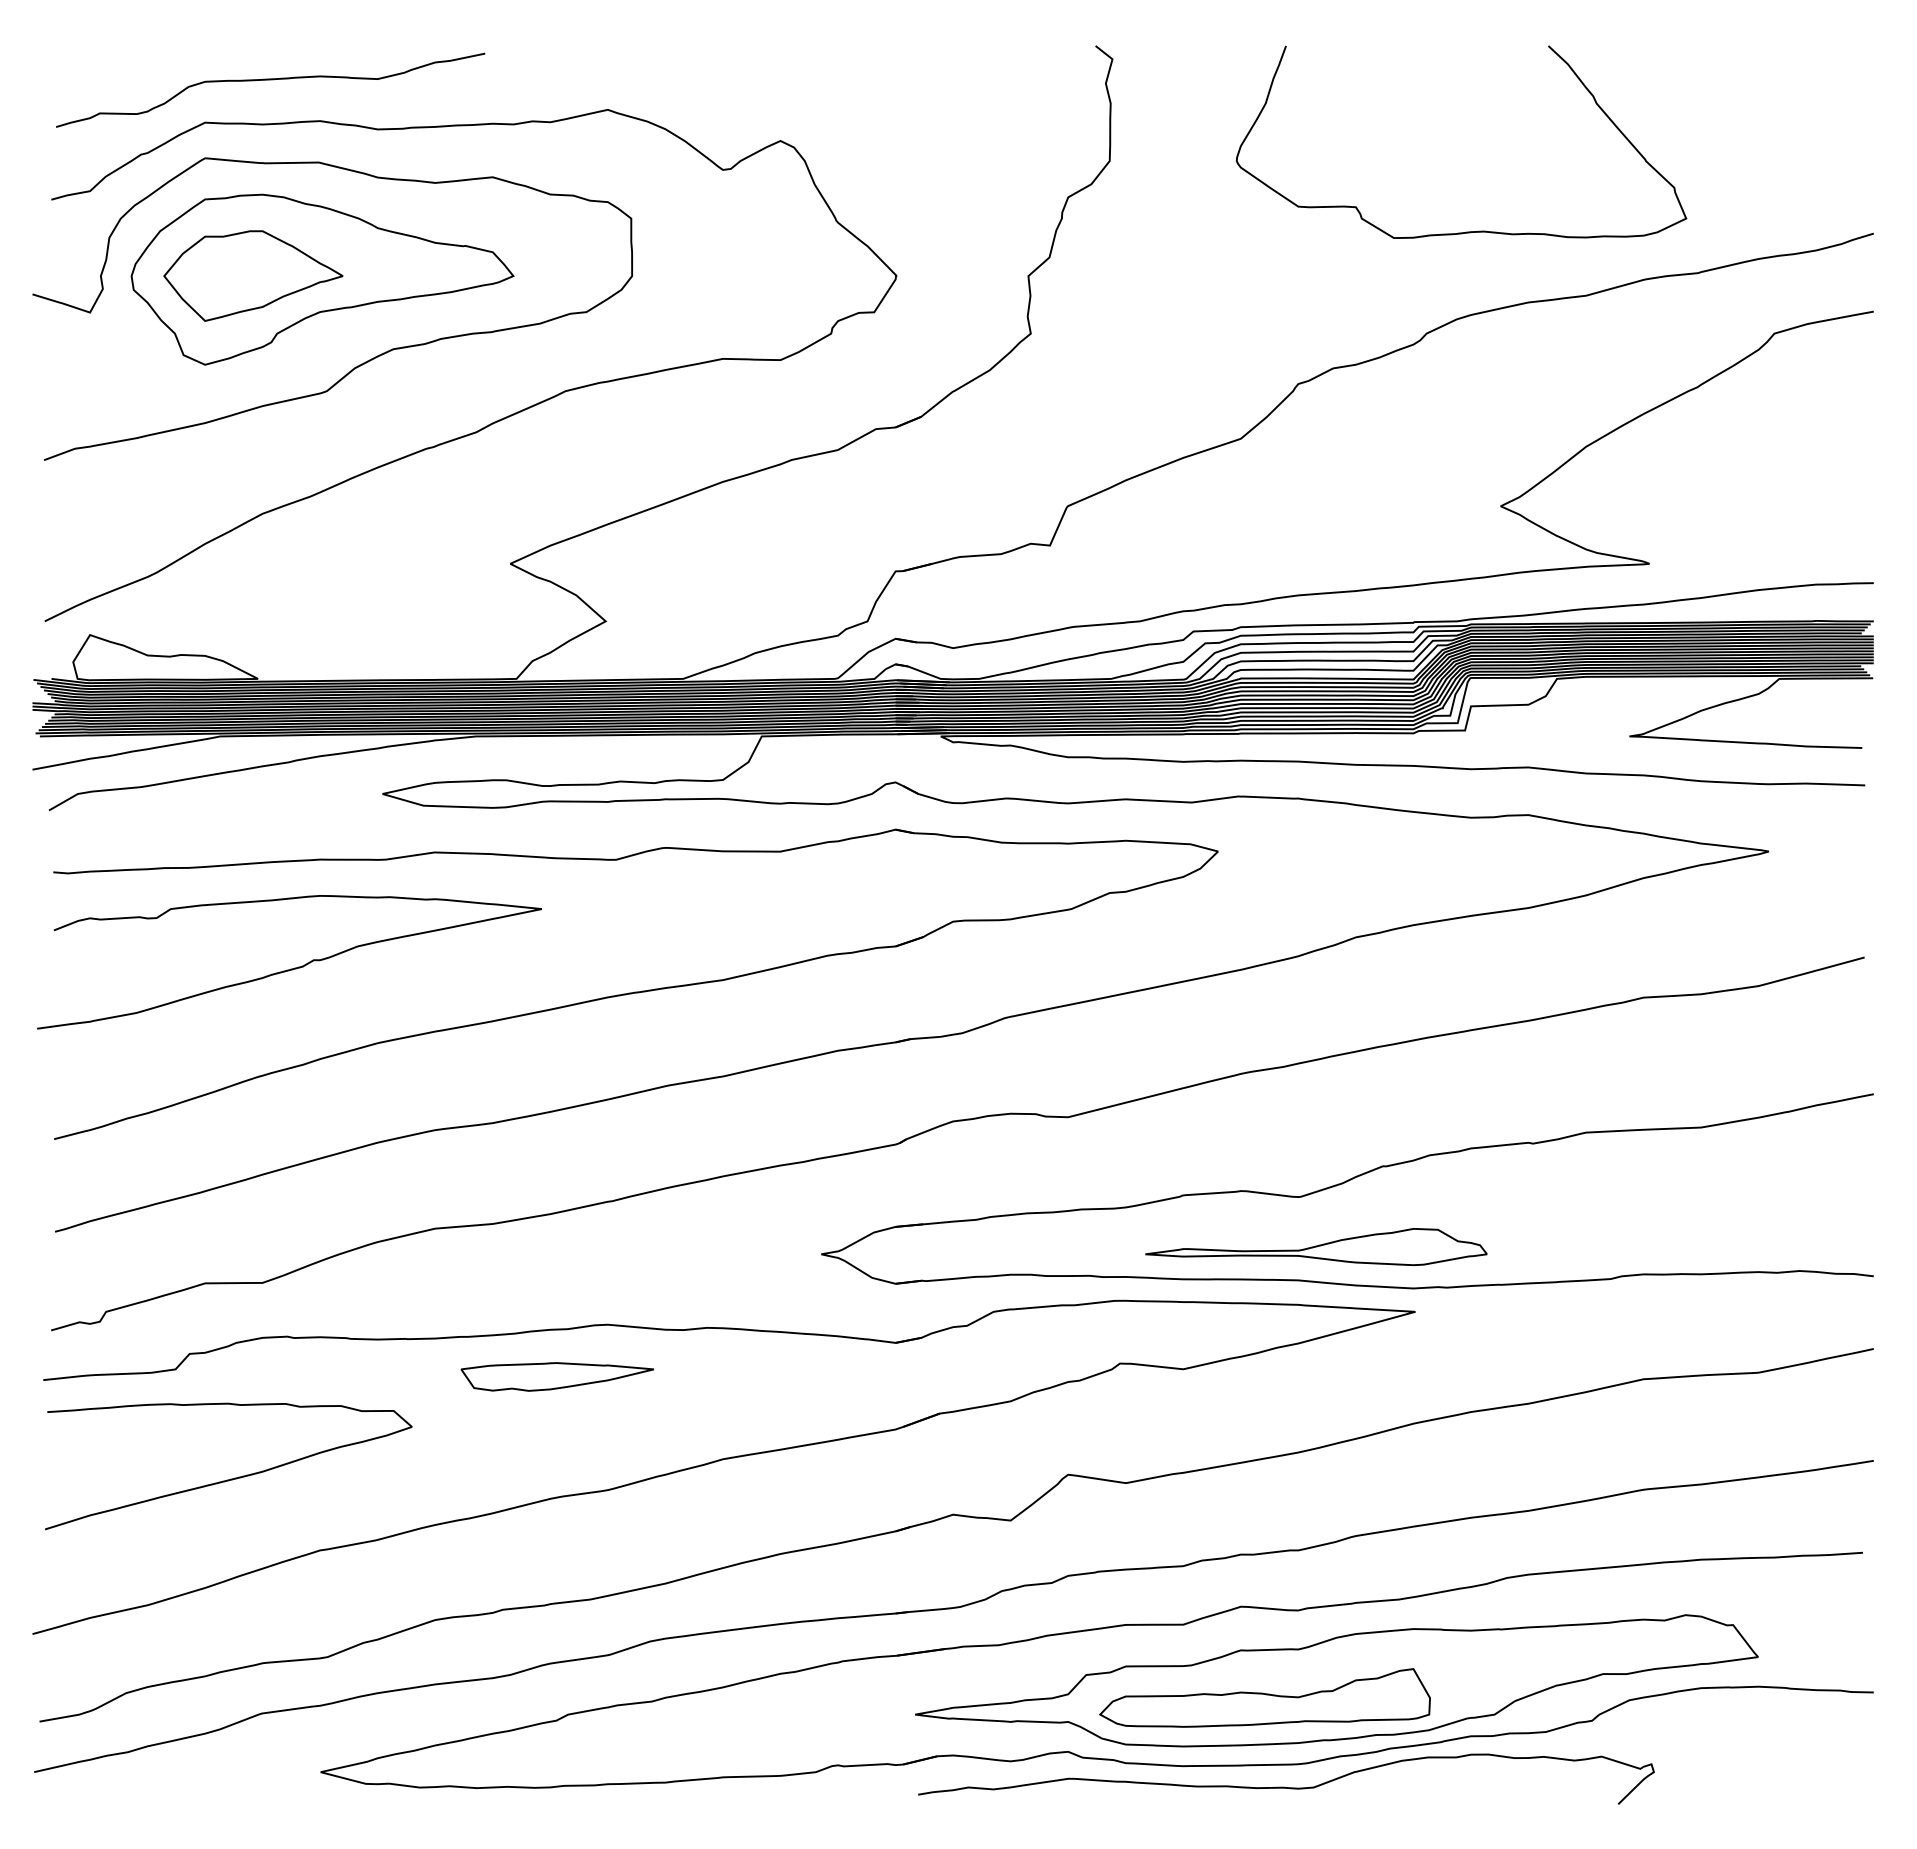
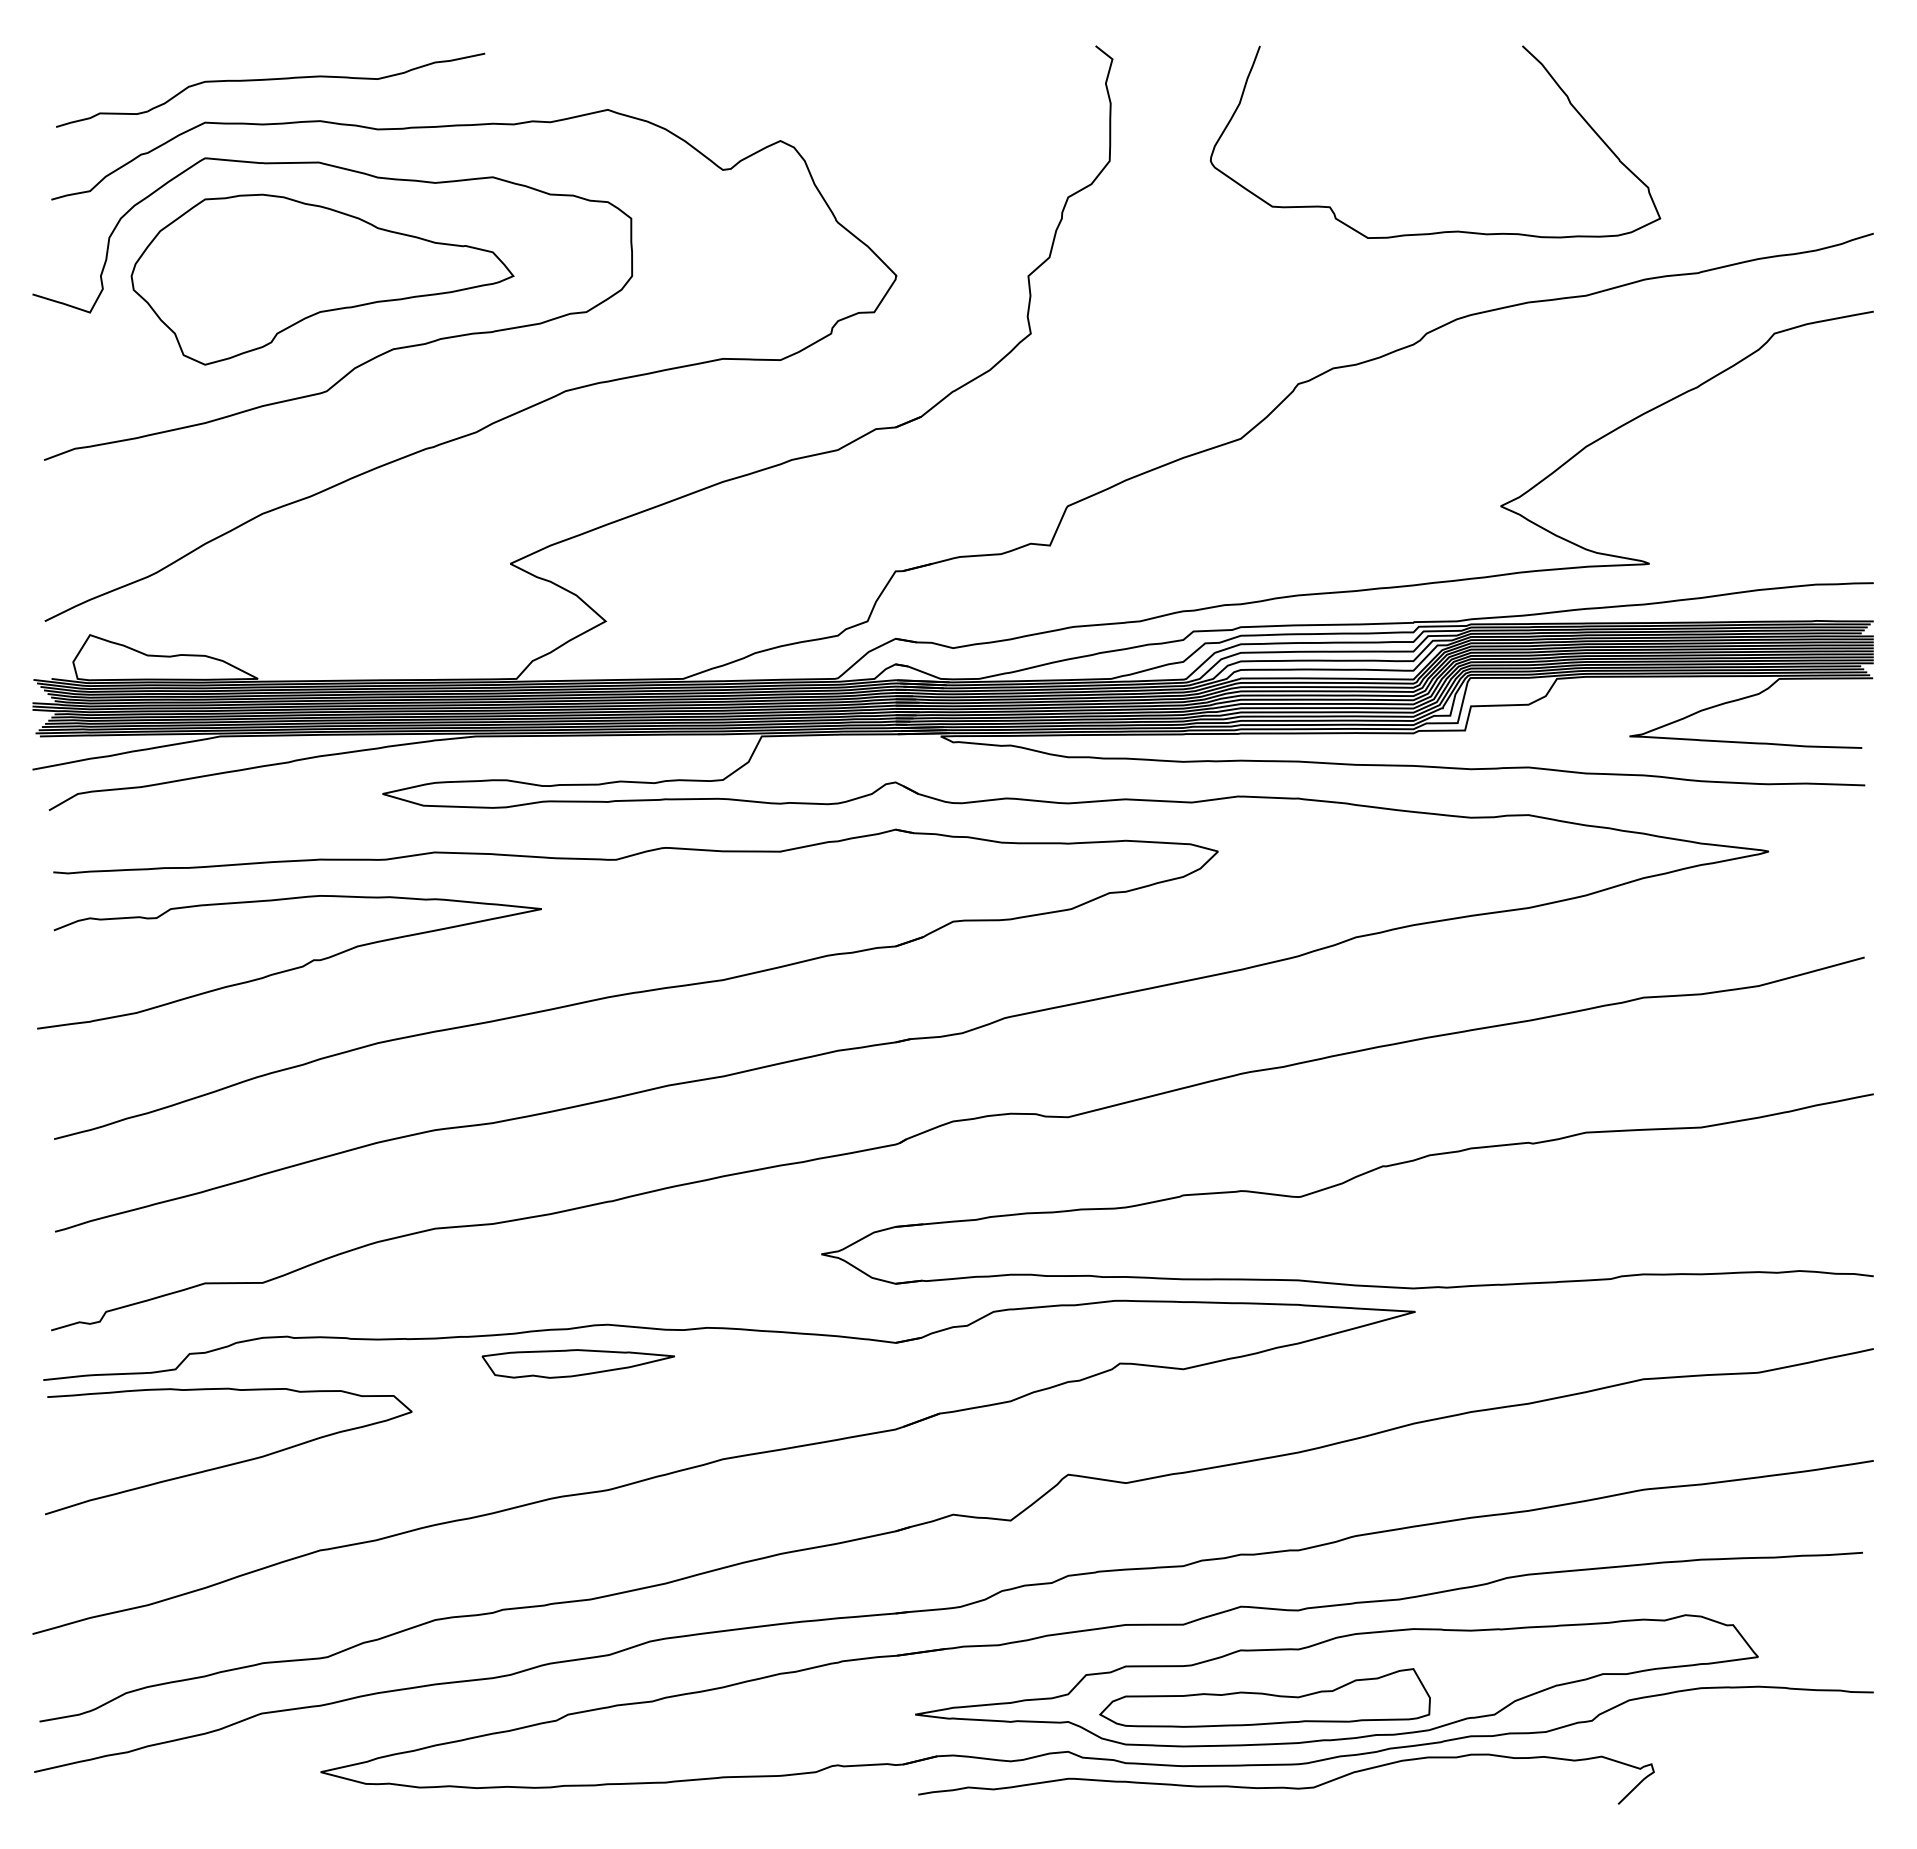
curve position: (1465, 231) -> (1439, 231) (1439, 231)
part: present -> none (253, 275)
part: present -> none (1316, 1247)
part position: (556, 1376) -> (577, 1363) (577, 1363)
curve position: (230, 1478) -> (230, 1463) (230, 1463)
